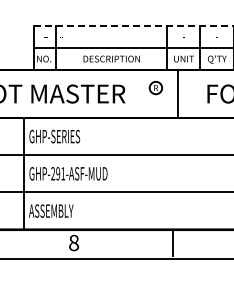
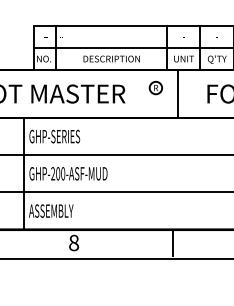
line: dashed -> solid (134, 25)
text: GHP-291-ASF-MUD -> GHP-200-ASF-MUD (60, 173)
